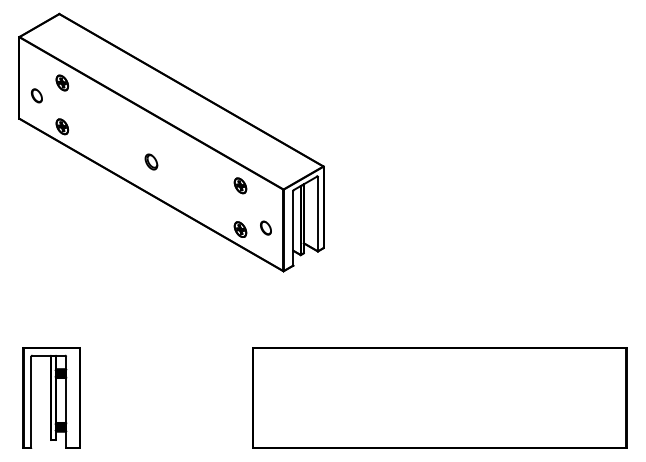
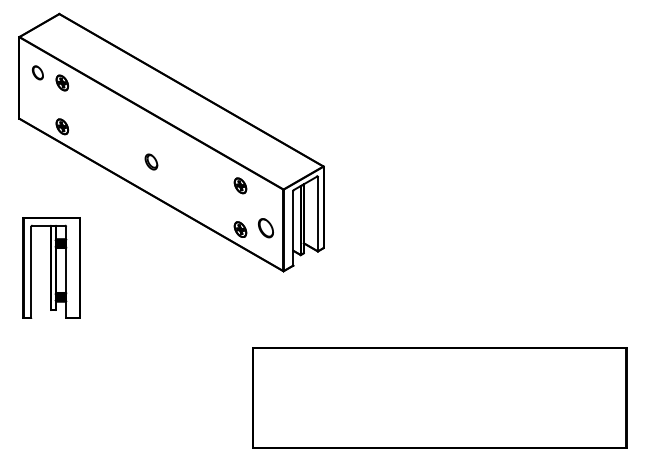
part position: (36, 95) -> (37, 72) (37, 72)
part size: 12x16 px -> 16x21 px (265, 228)
part position: (51, 397) -> (51, 267) (51, 267)
